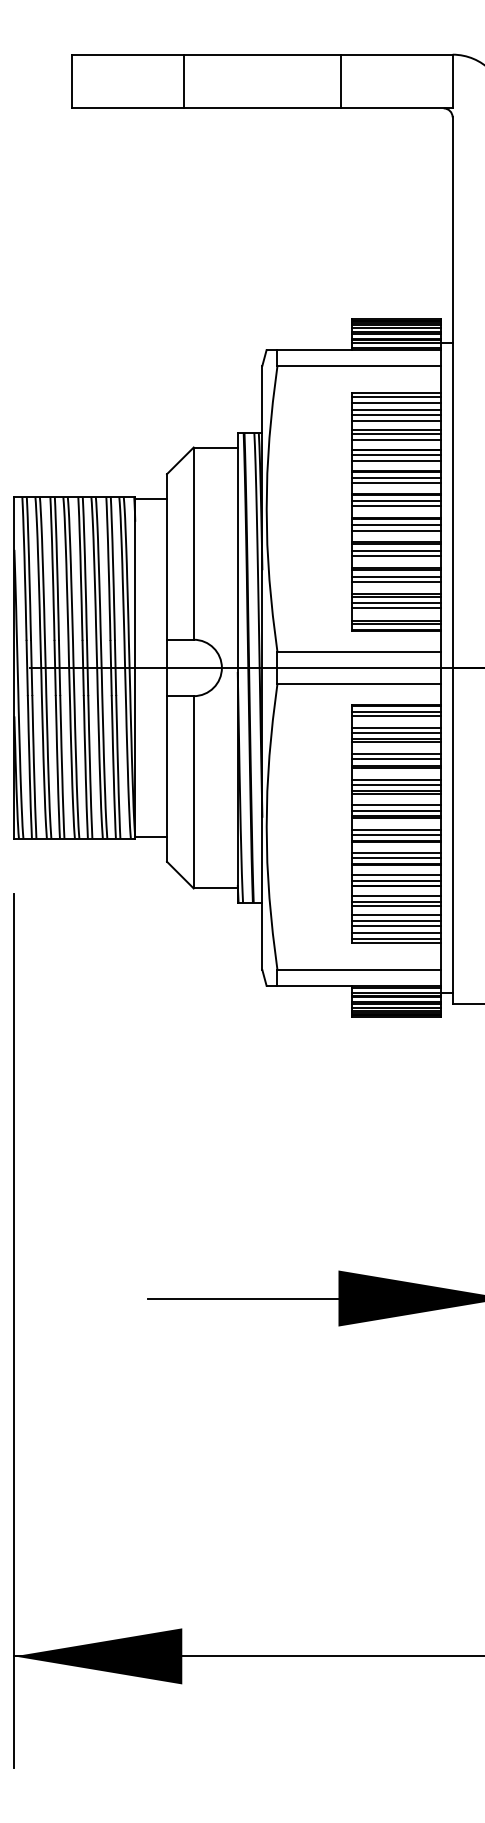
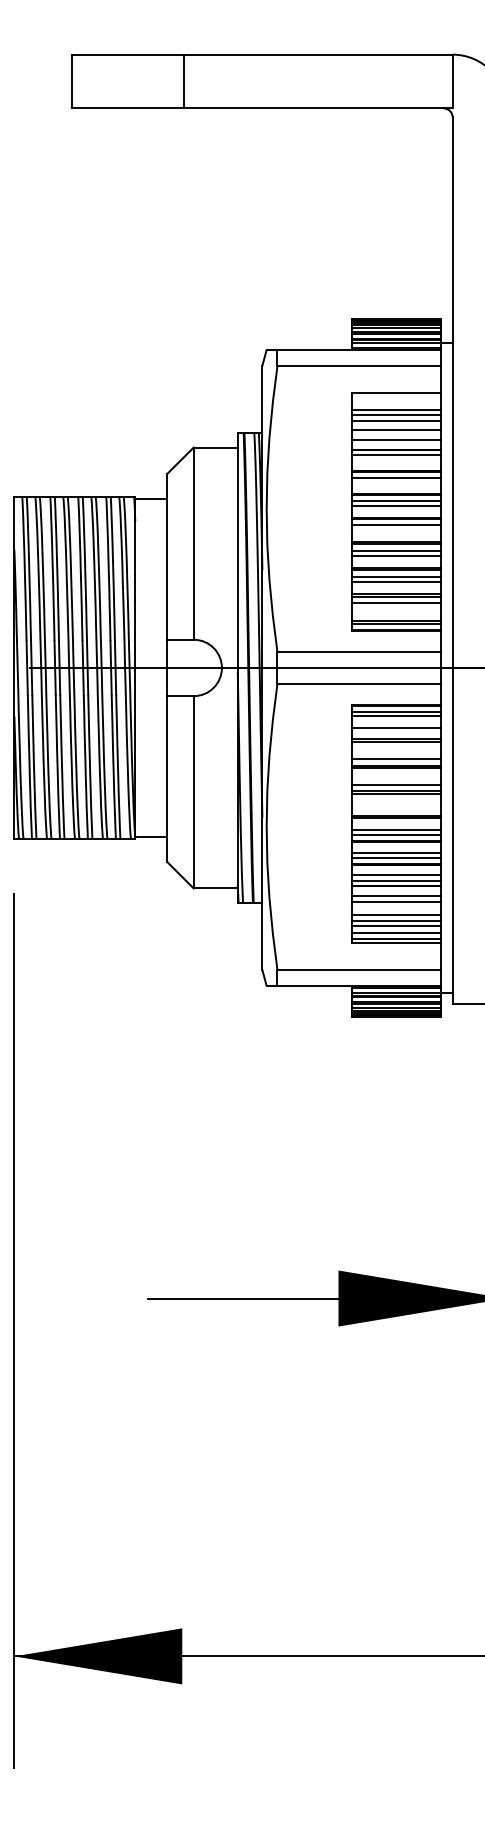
line: present -> none (340, 81)
line: present -> none (396, 396)
line: present -> none (396, 402)
line: present -> none (396, 434)
line: present -> none (396, 460)
line: present -> none (396, 483)
line: present -> none (396, 530)
line: present -> none (396, 607)
line: present -> none (396, 732)
line: present -> none (396, 754)
line: present -> none (396, 780)
line: present -> none (396, 805)
line: present -> none (396, 810)
line: present -> none (396, 906)
